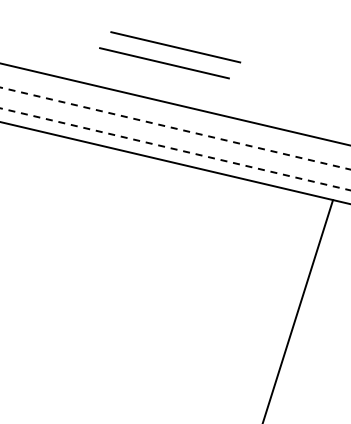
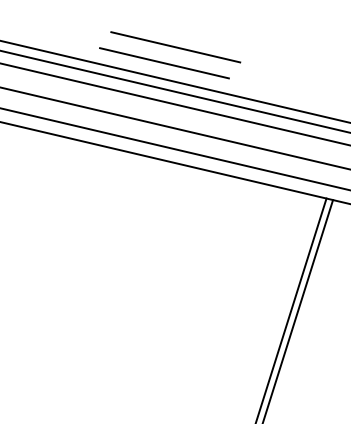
line: none -> present (174, 81)
line: none -> present (174, 91)
line: dashed -> solid (175, 128)
line: dashed -> solid (175, 149)
line: none -> present (291, 309)
